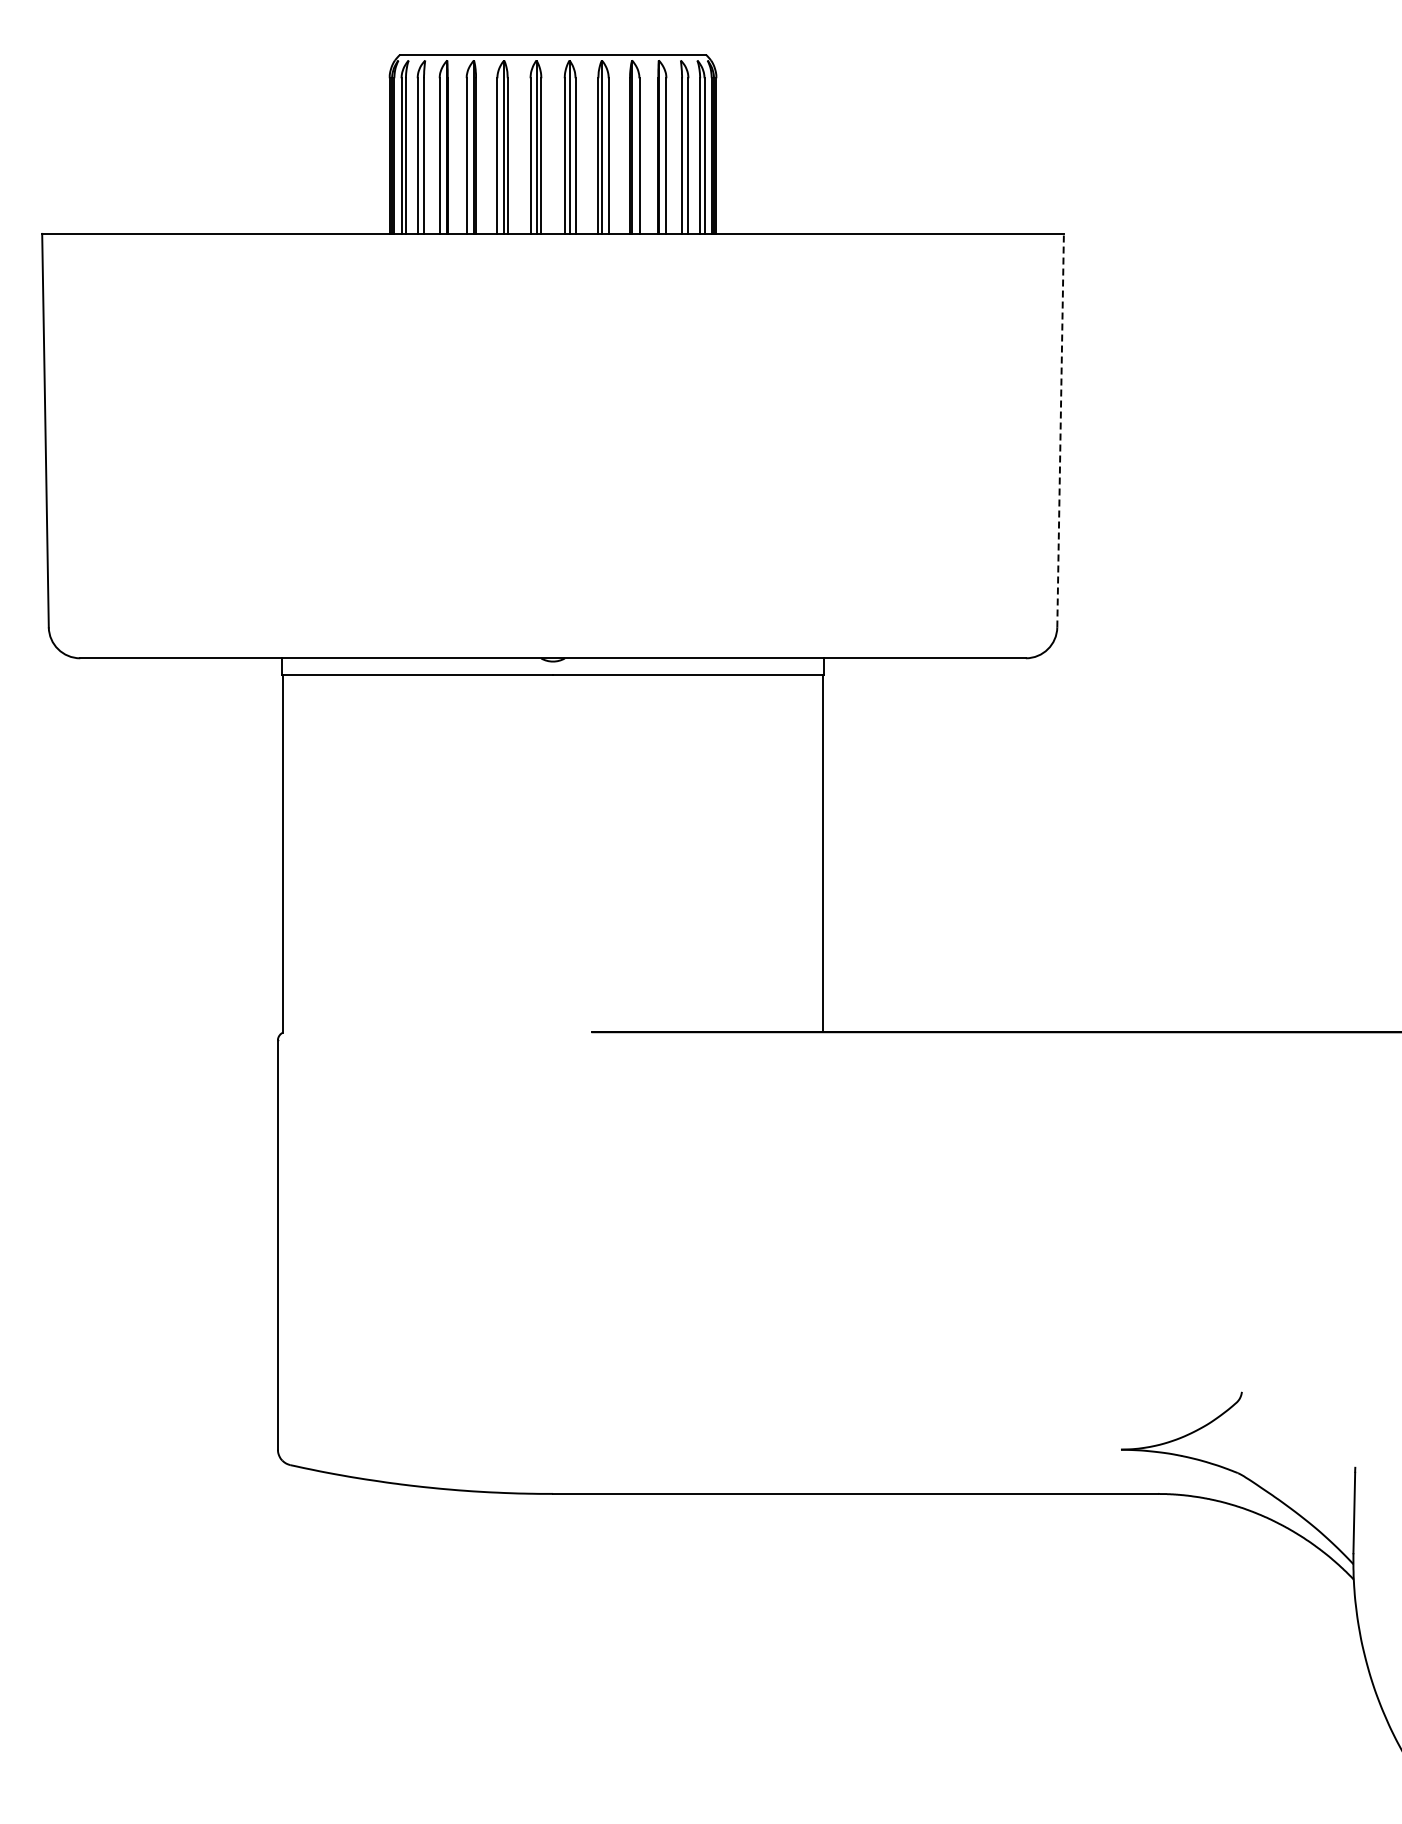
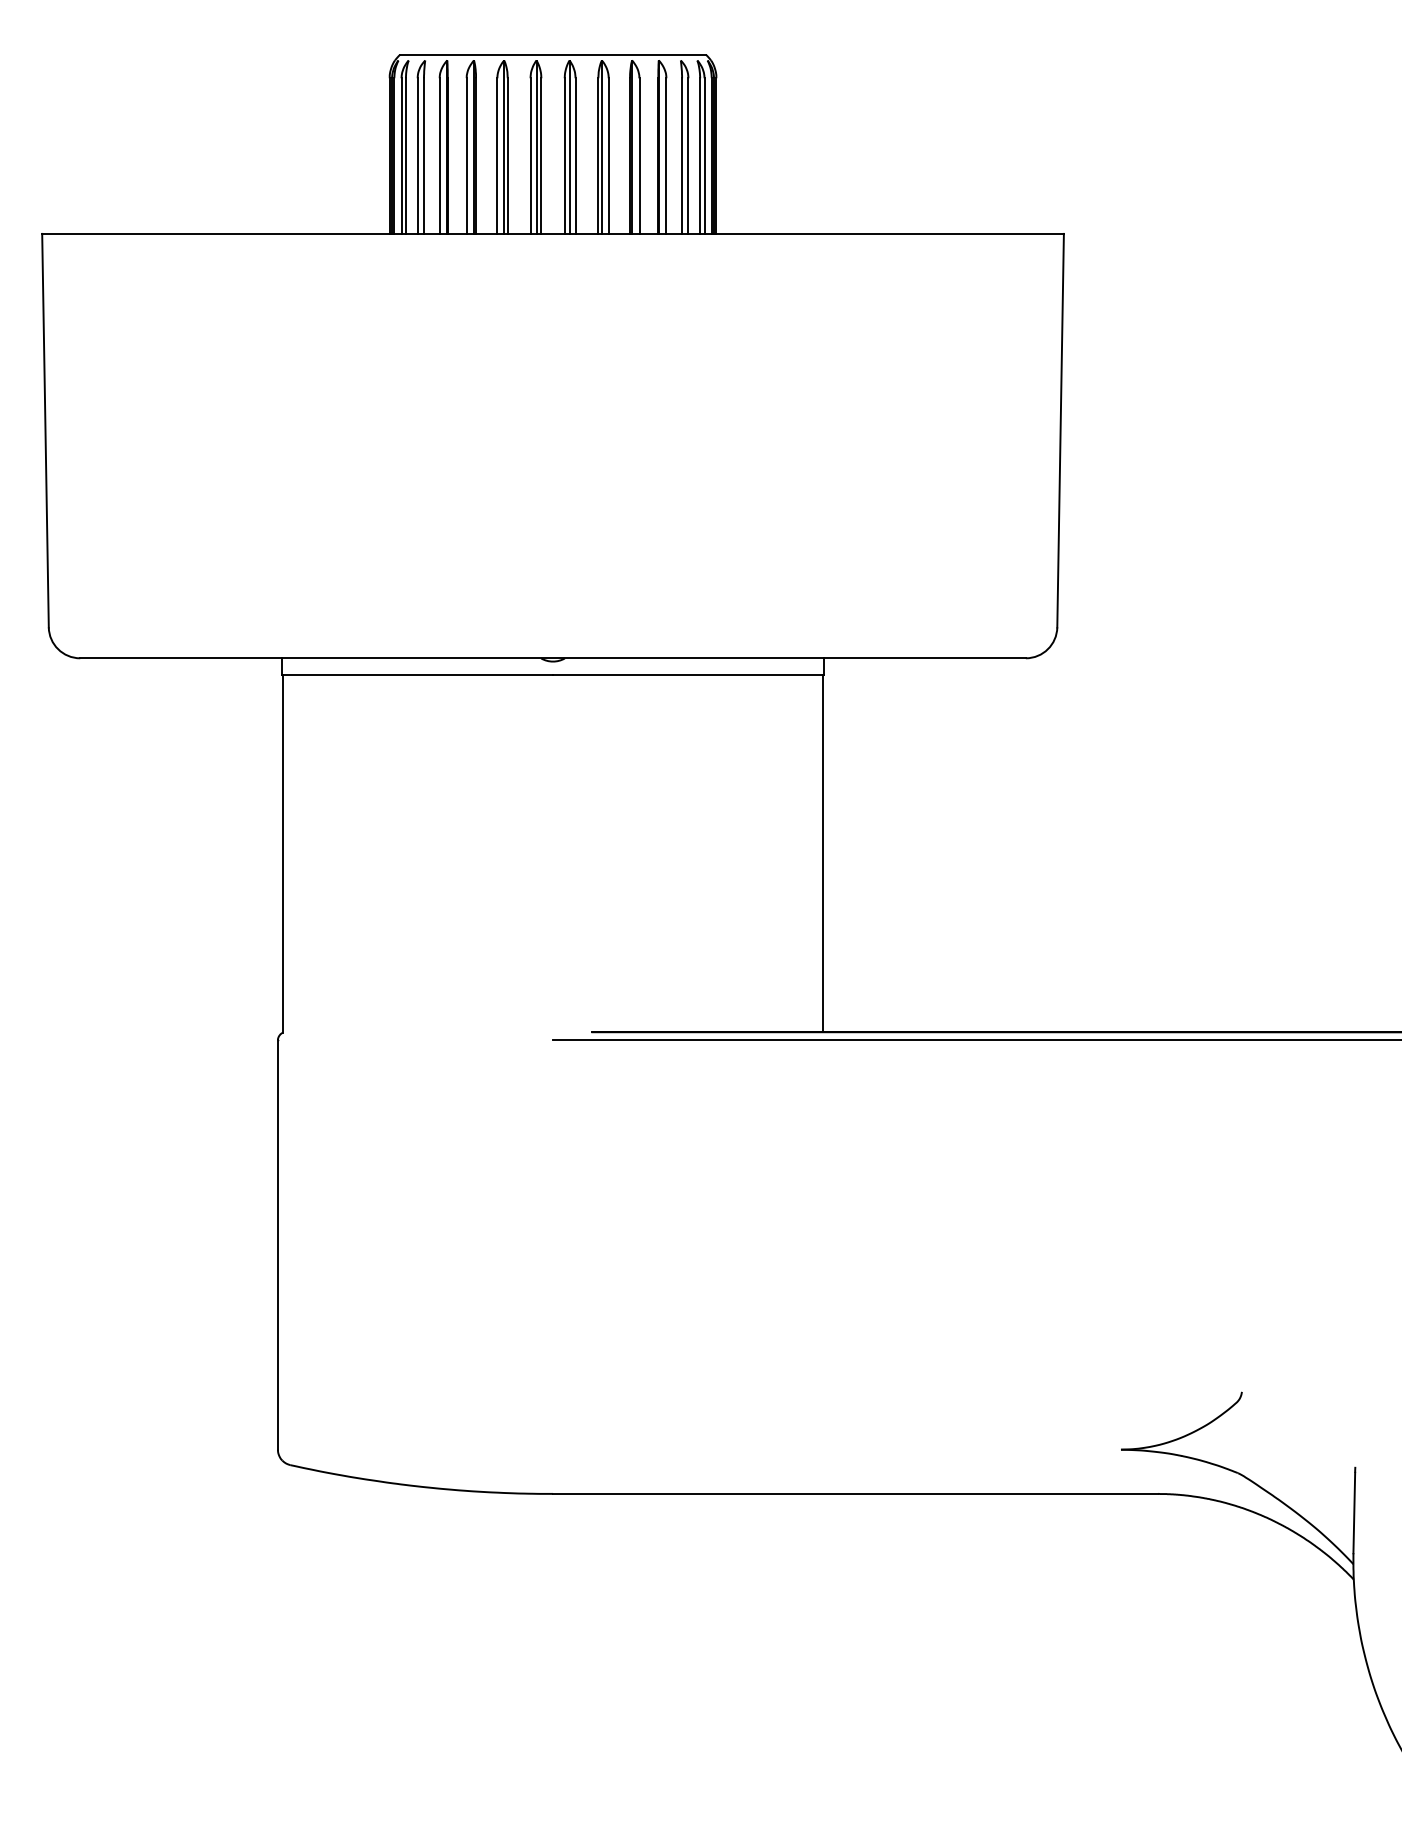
line: dashed -> solid (1060, 430)
line: none -> present (975, 1040)
